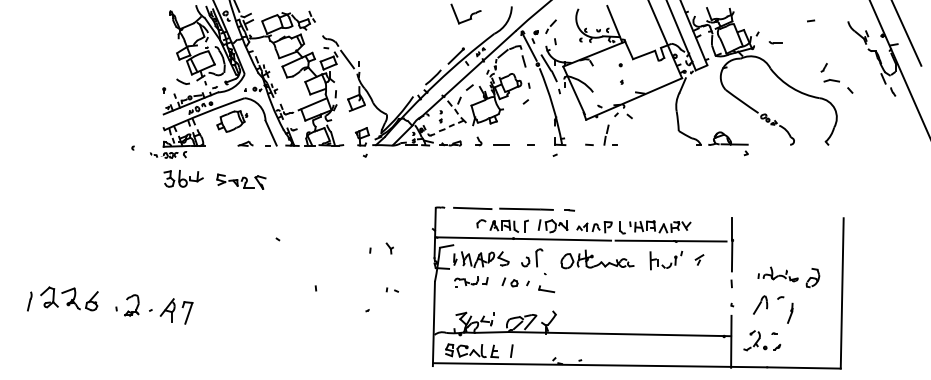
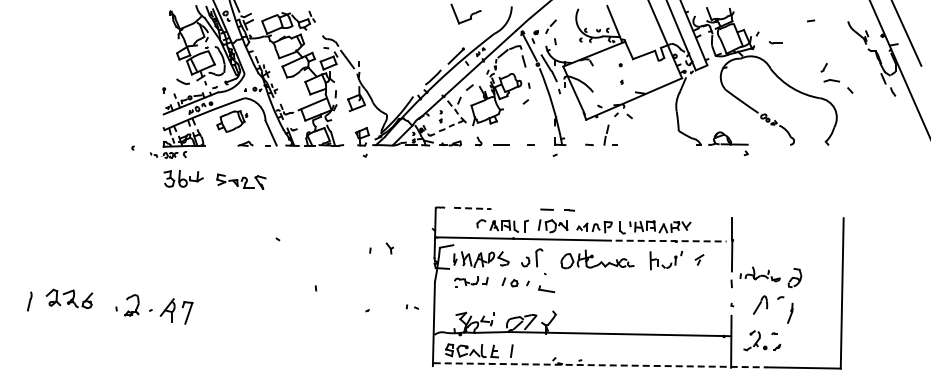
line: solid -> dashed (472, 208)
line: present -> none (519, 208)
line: solid -> dashed (671, 241)
part position: (788, 277) -> (770, 277) (770, 277)
part position: (391, 289) -> (411, 306) (411, 306)
part size: 59x26 px -> 49x21 px (69, 298)
line: solid -> dashed (600, 365)
